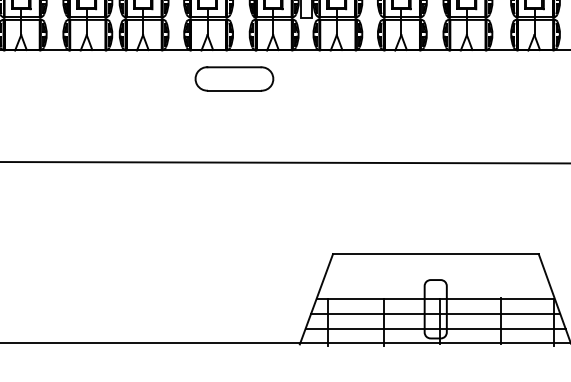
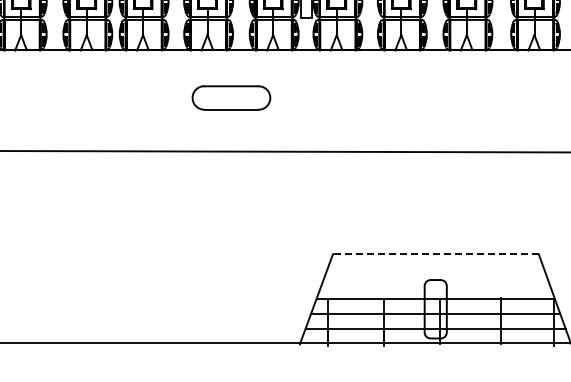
part position: (234, 78) -> (231, 97) (231, 97)
line position: (284, 162) -> (284, 151) (284, 151)
line: solid -> dashed (435, 254)
